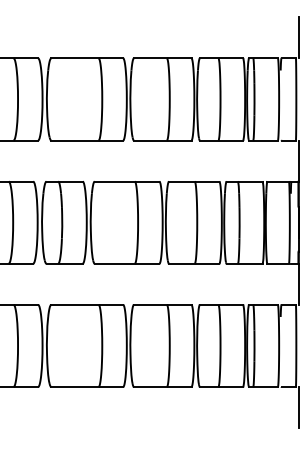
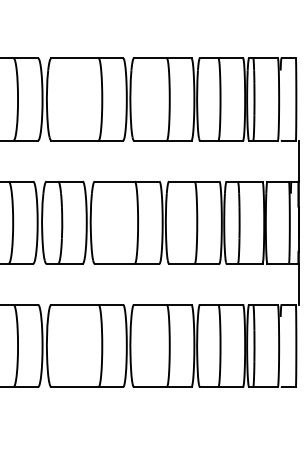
line: present -> none (298, 37)
line: present -> none (298, 407)
